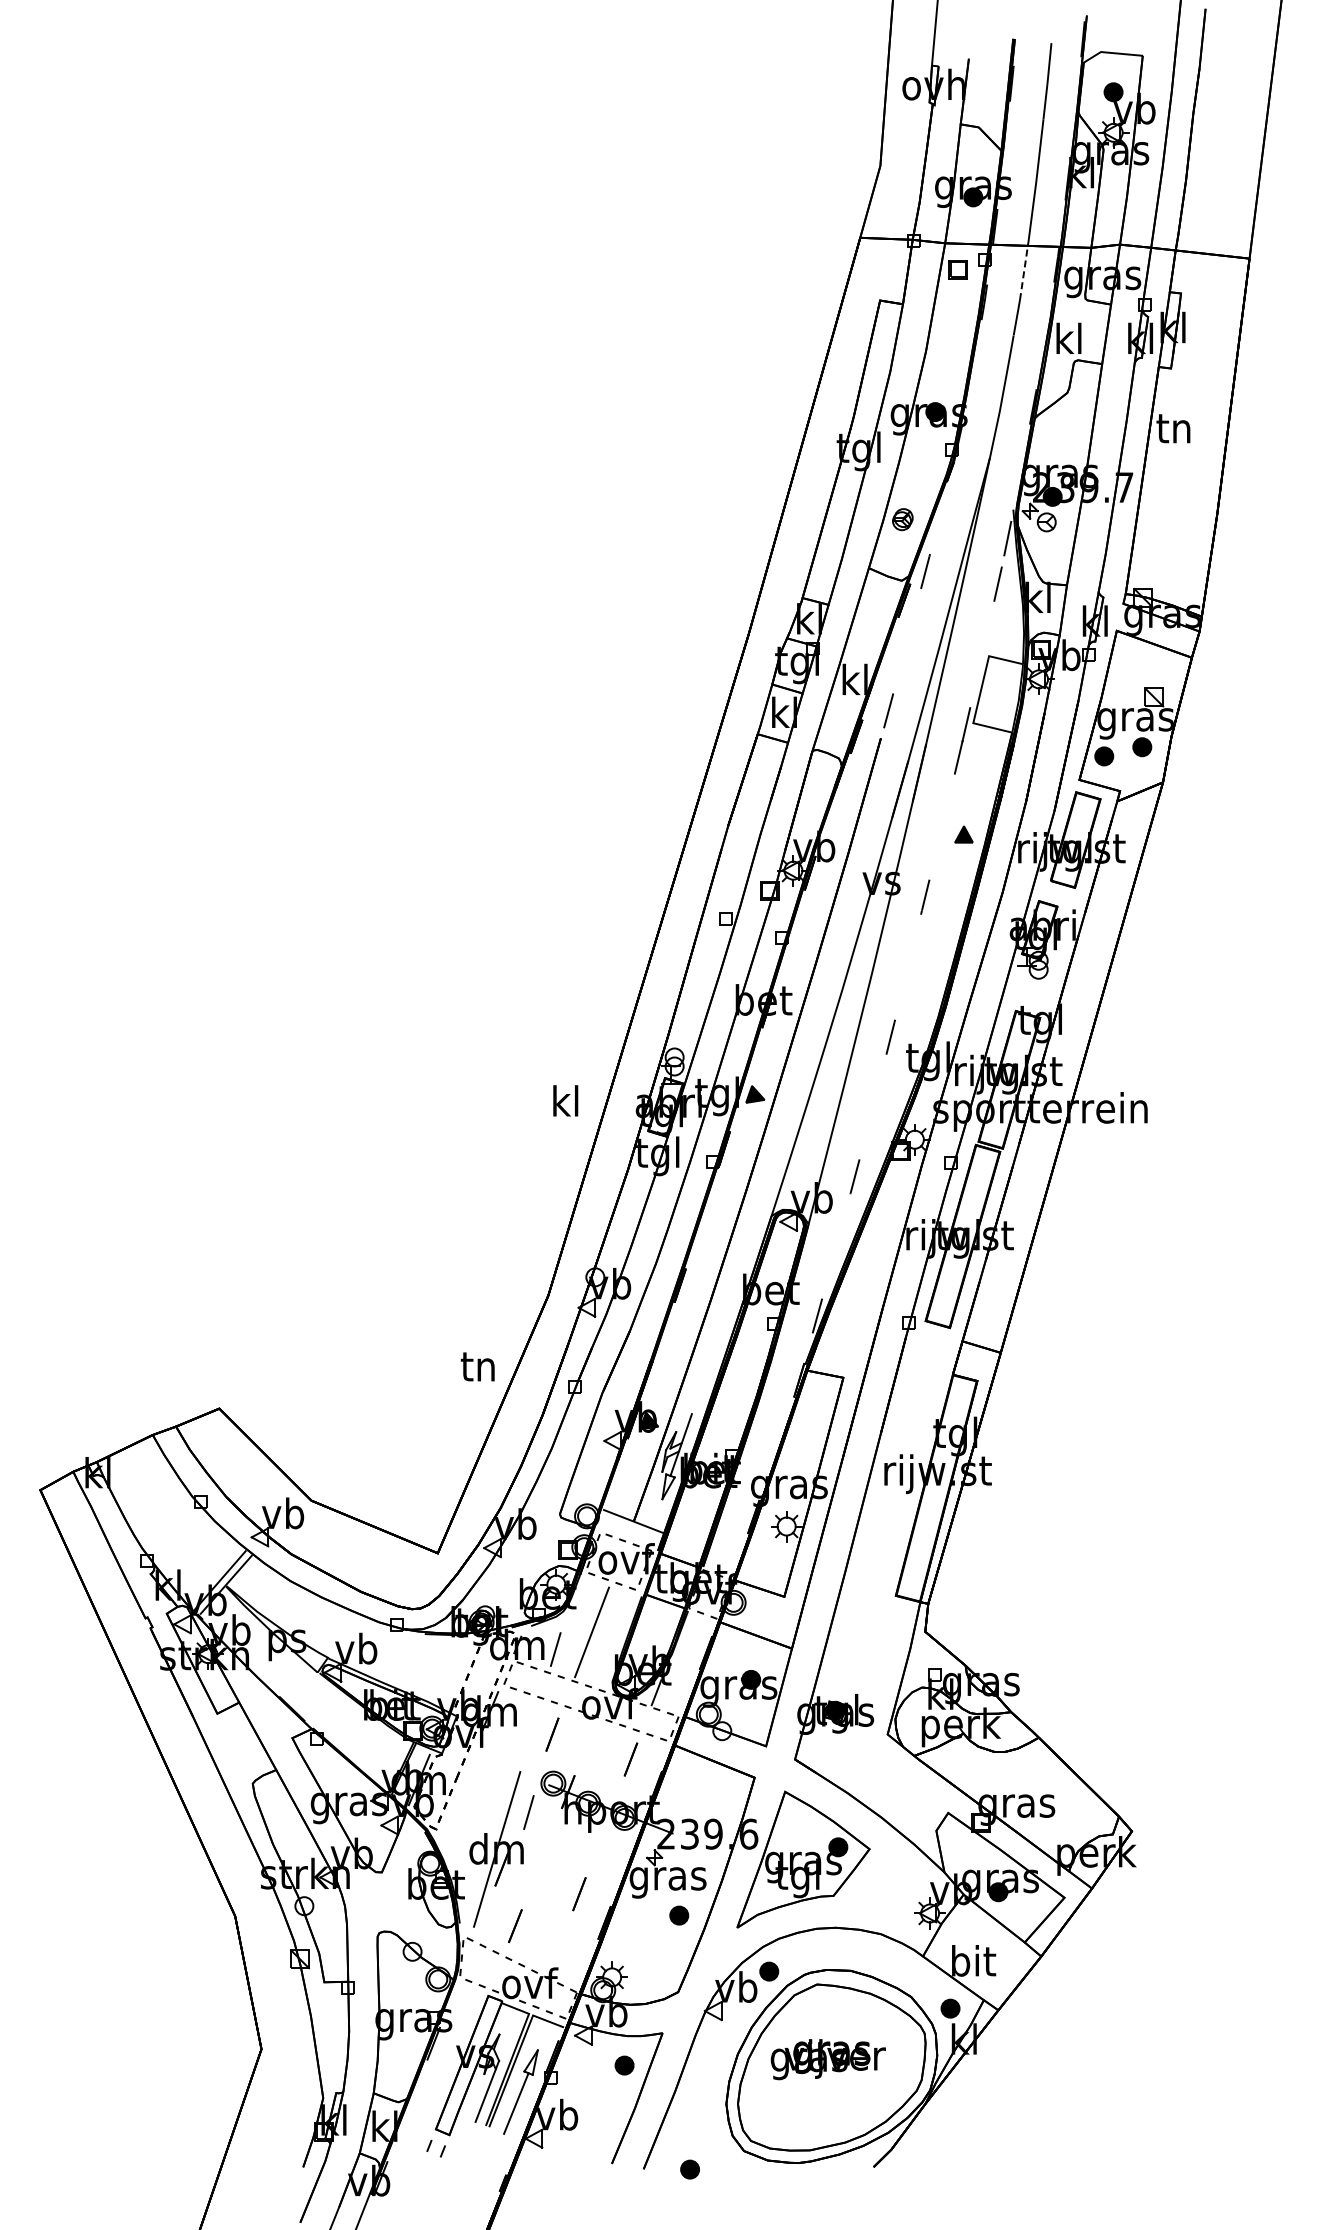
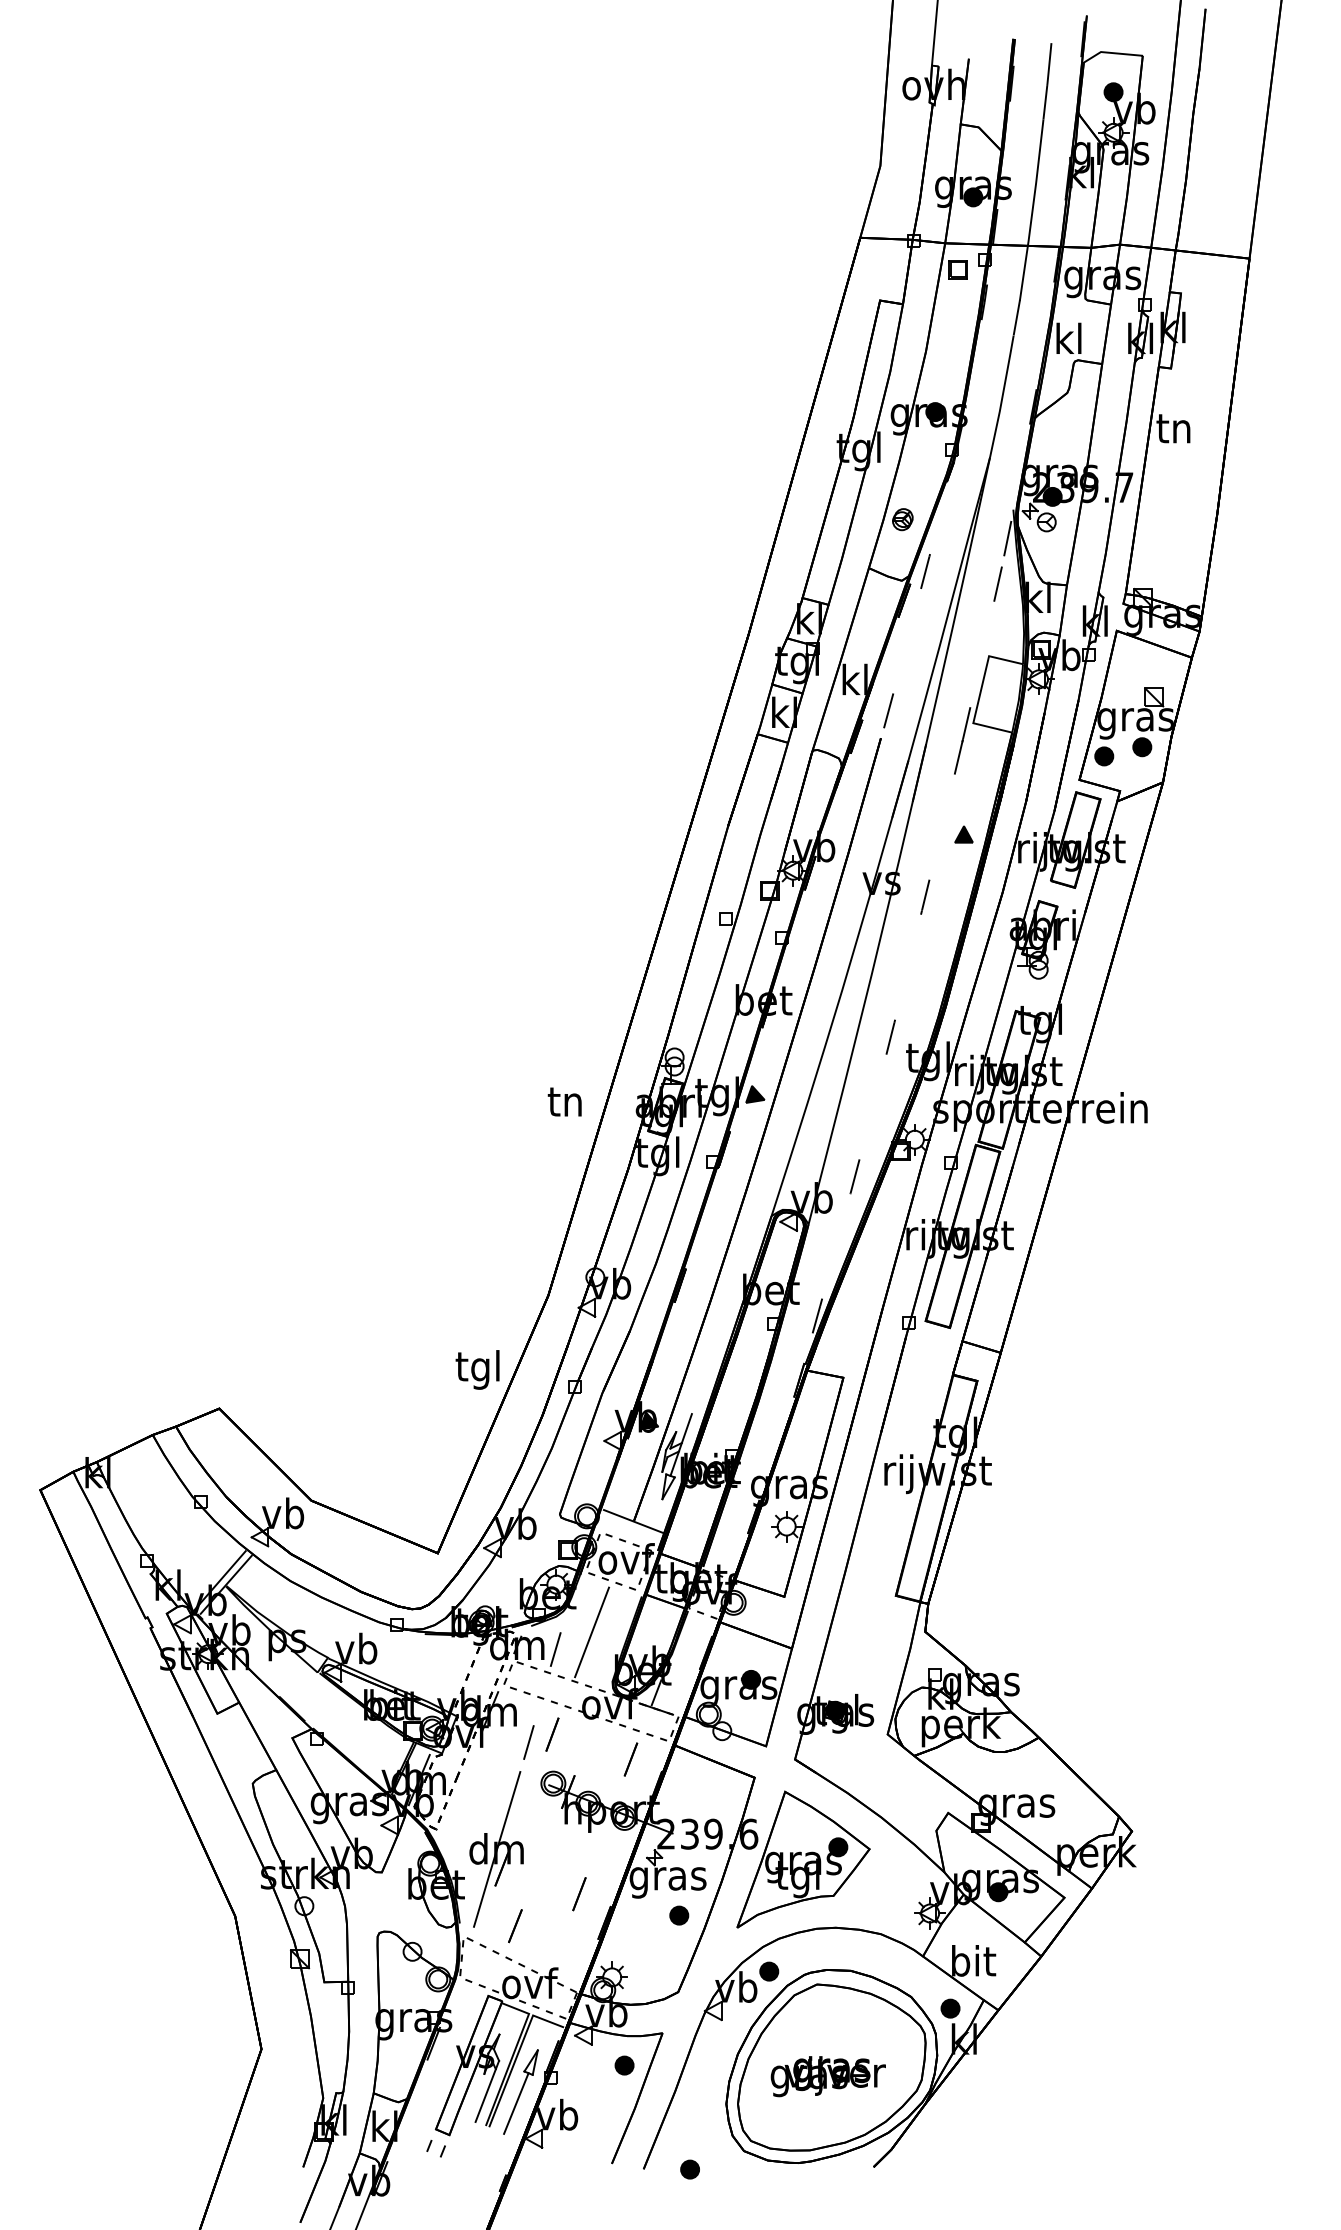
line: dashed -> solid (1024, 272)
text: kl -> tn (564, 1100)
text: tn -> tgl (477, 1369)
line: none -> present (658, 1709)
line position: (528, 1812) -> (528, 1742) (528, 1742)
text position: (827, 2059) -> (827, 2076) (827, 2076)
